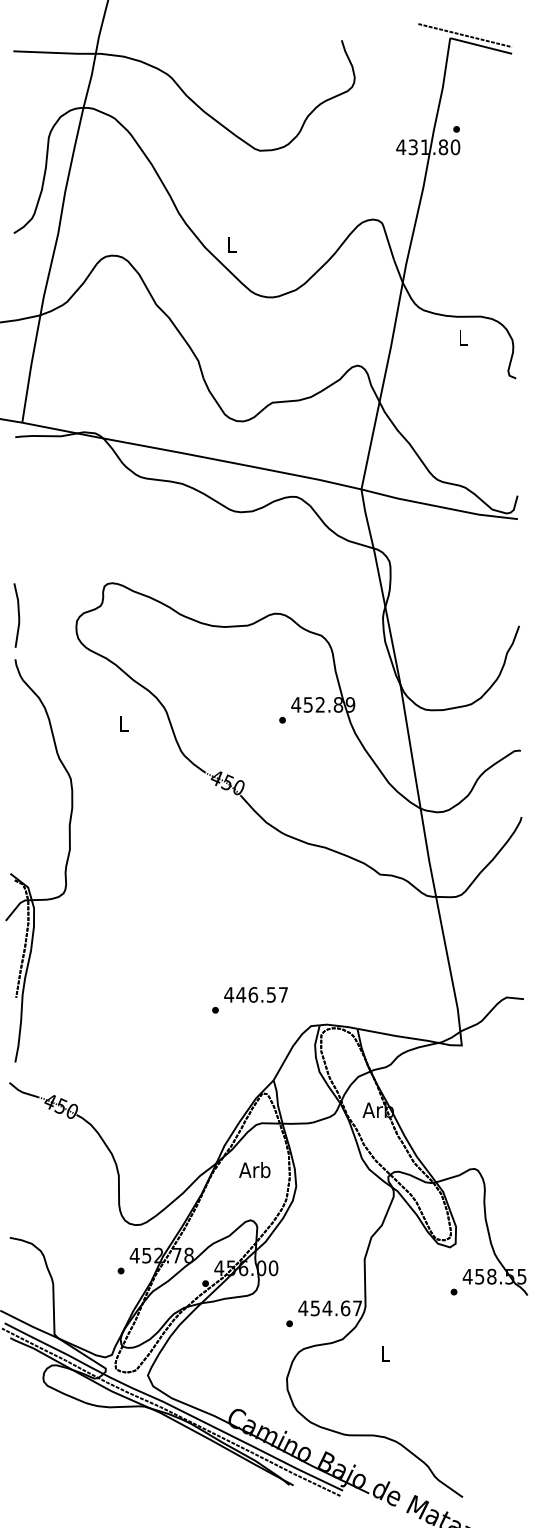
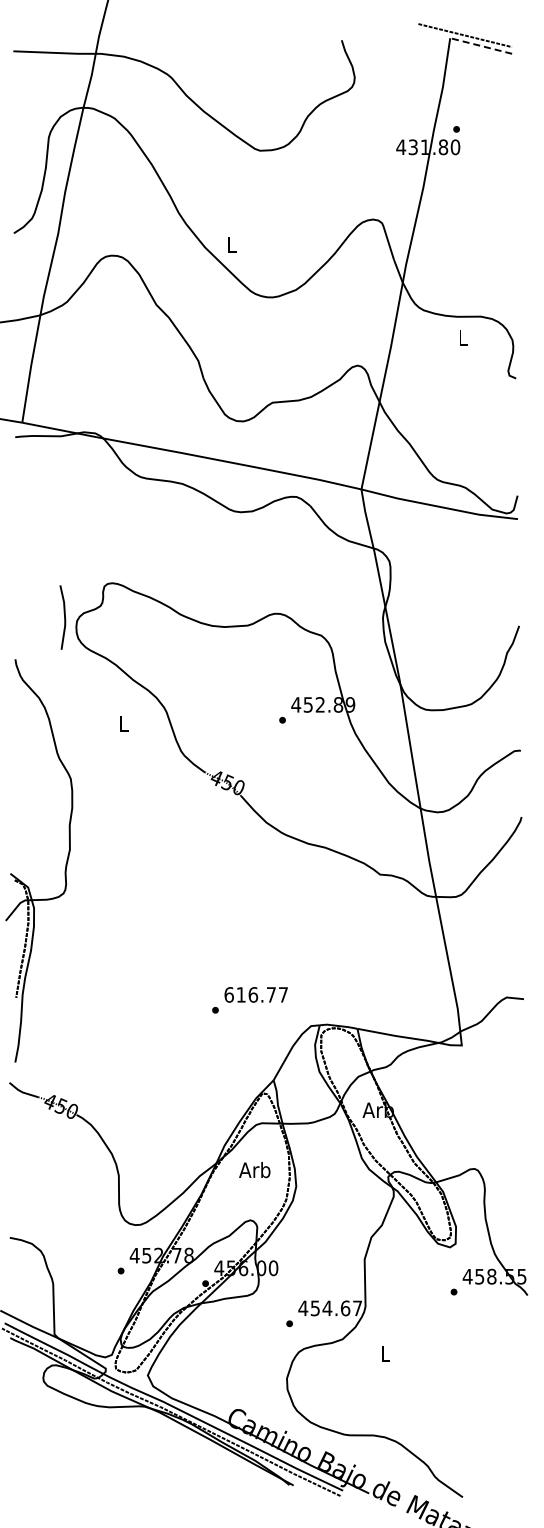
line: solid -> dashed (481, 46)
line position: (18, 615) -> (64, 617) (64, 617)
text: 446.57 -> 616.77 (249, 994)
